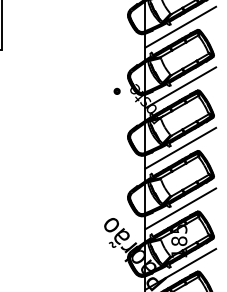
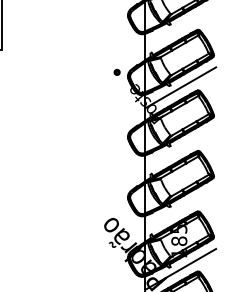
line: present -> none (180, 26)
part position: (116, 90) -> (116, 71) (116, 71)
line: present -> none (180, 147)
line: present -> none (180, 208)
